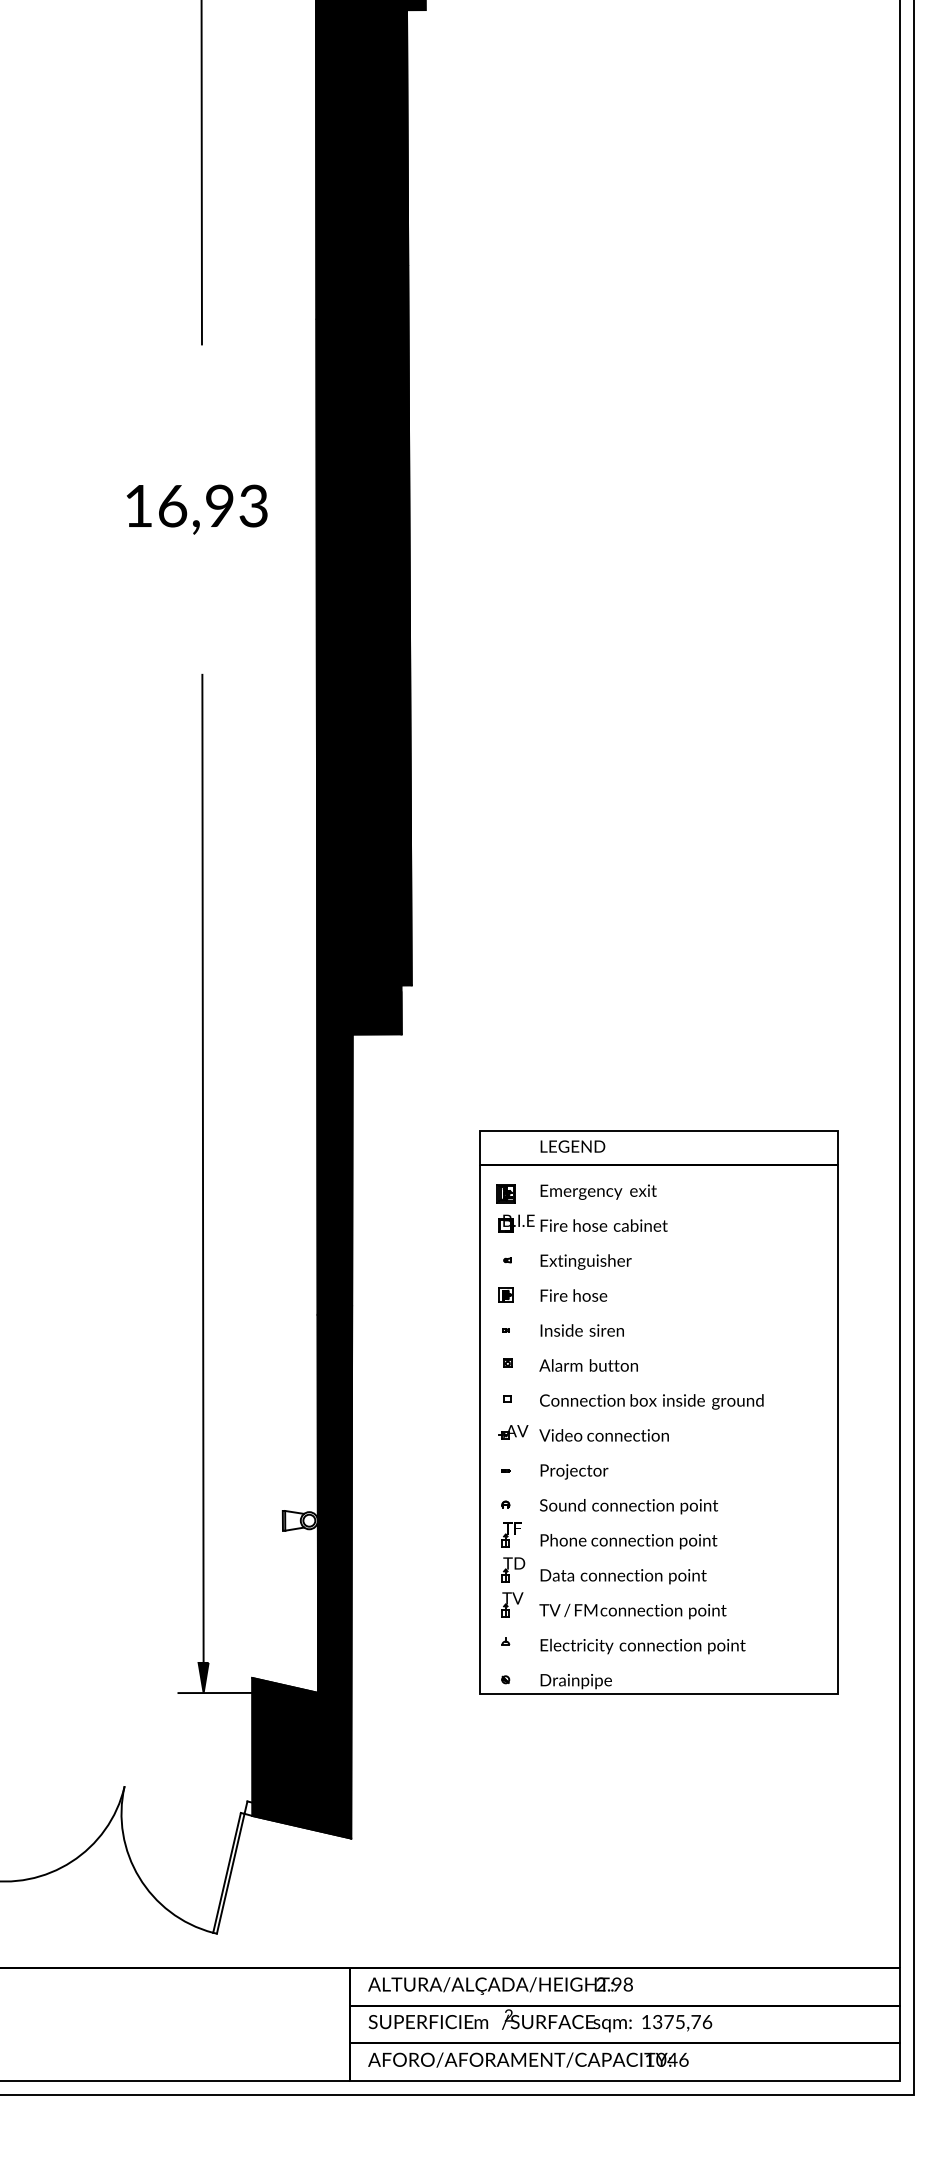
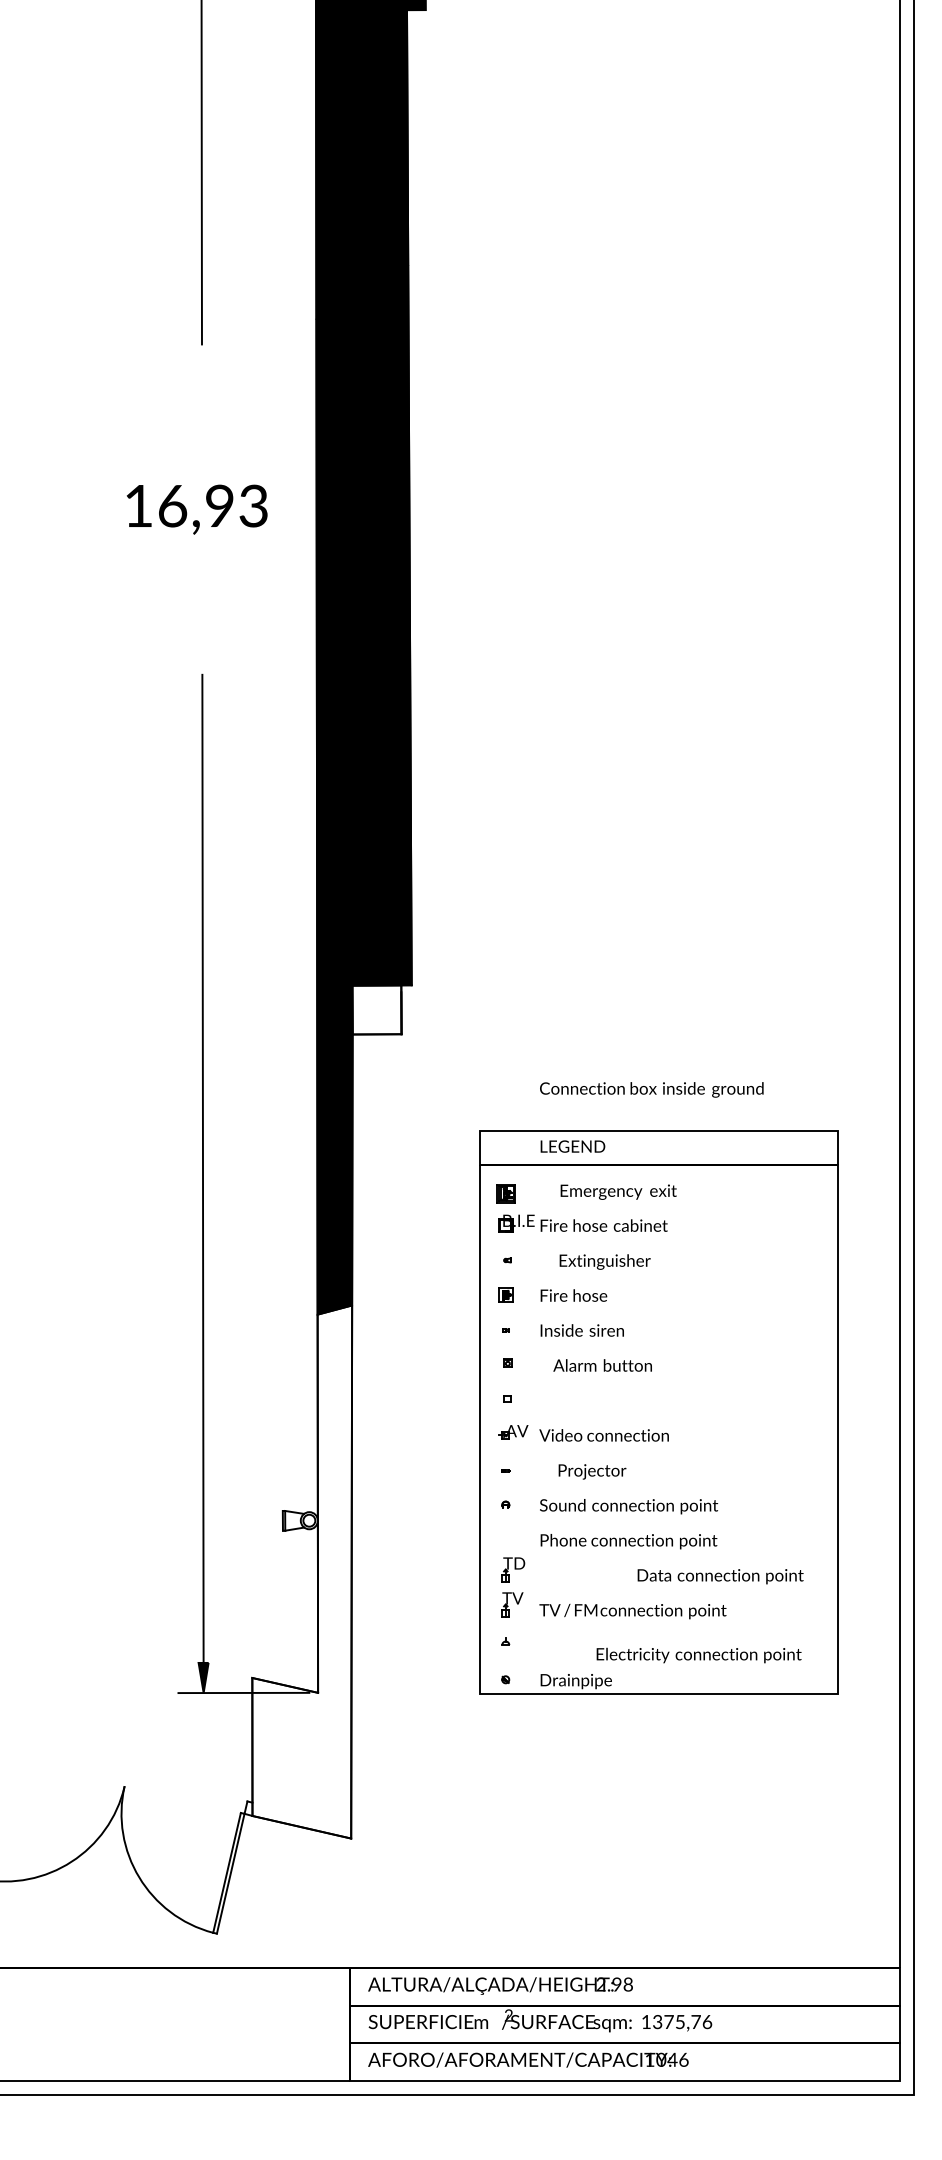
fill: present -> none (376, 1009)
text position: (598, 1191) -> (618, 1191) (618, 1191)
text position: (585, 1261) -> (604, 1261) (604, 1261)
text position: (588, 1365) -> (602, 1365) (602, 1365)
text position: (651, 1401) -> (651, 1089) (651, 1089)
text position: (574, 1471) -> (592, 1471) (592, 1471)
part: present -> none (511, 1534)
fill: present -> none (302, 1571)
text position: (623, 1576) -> (720, 1576) (720, 1576)
text position: (642, 1646) -> (698, 1655) (698, 1655)
